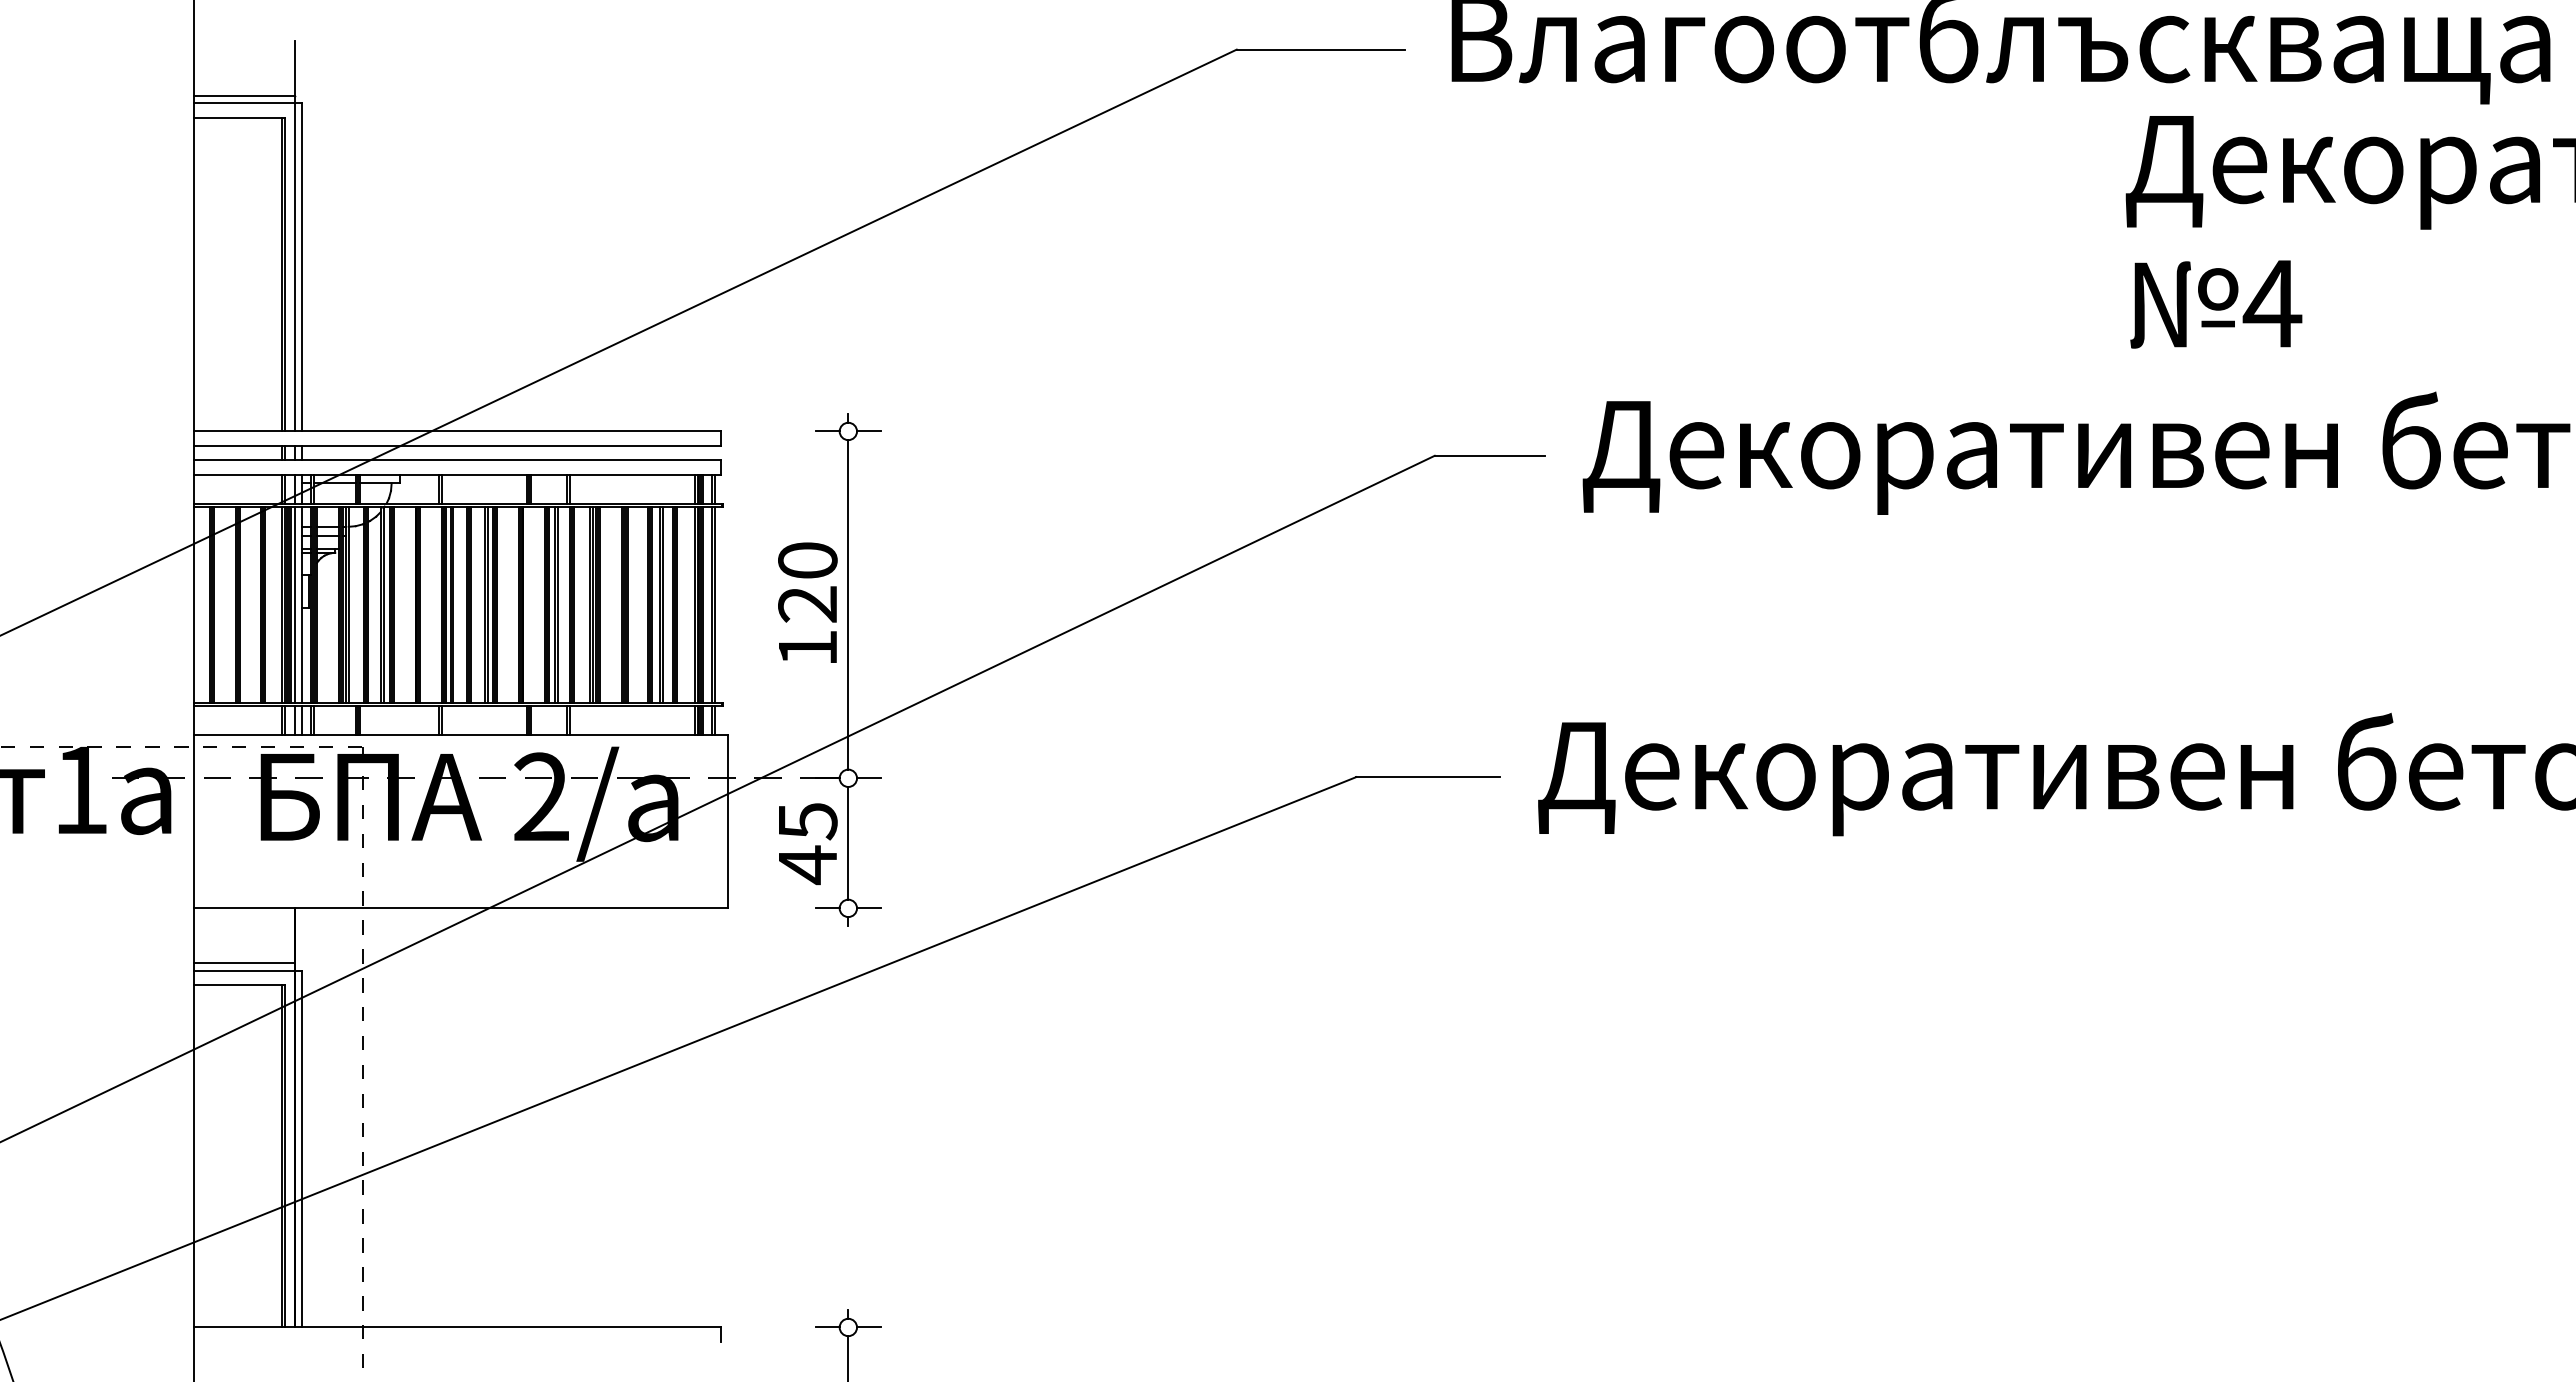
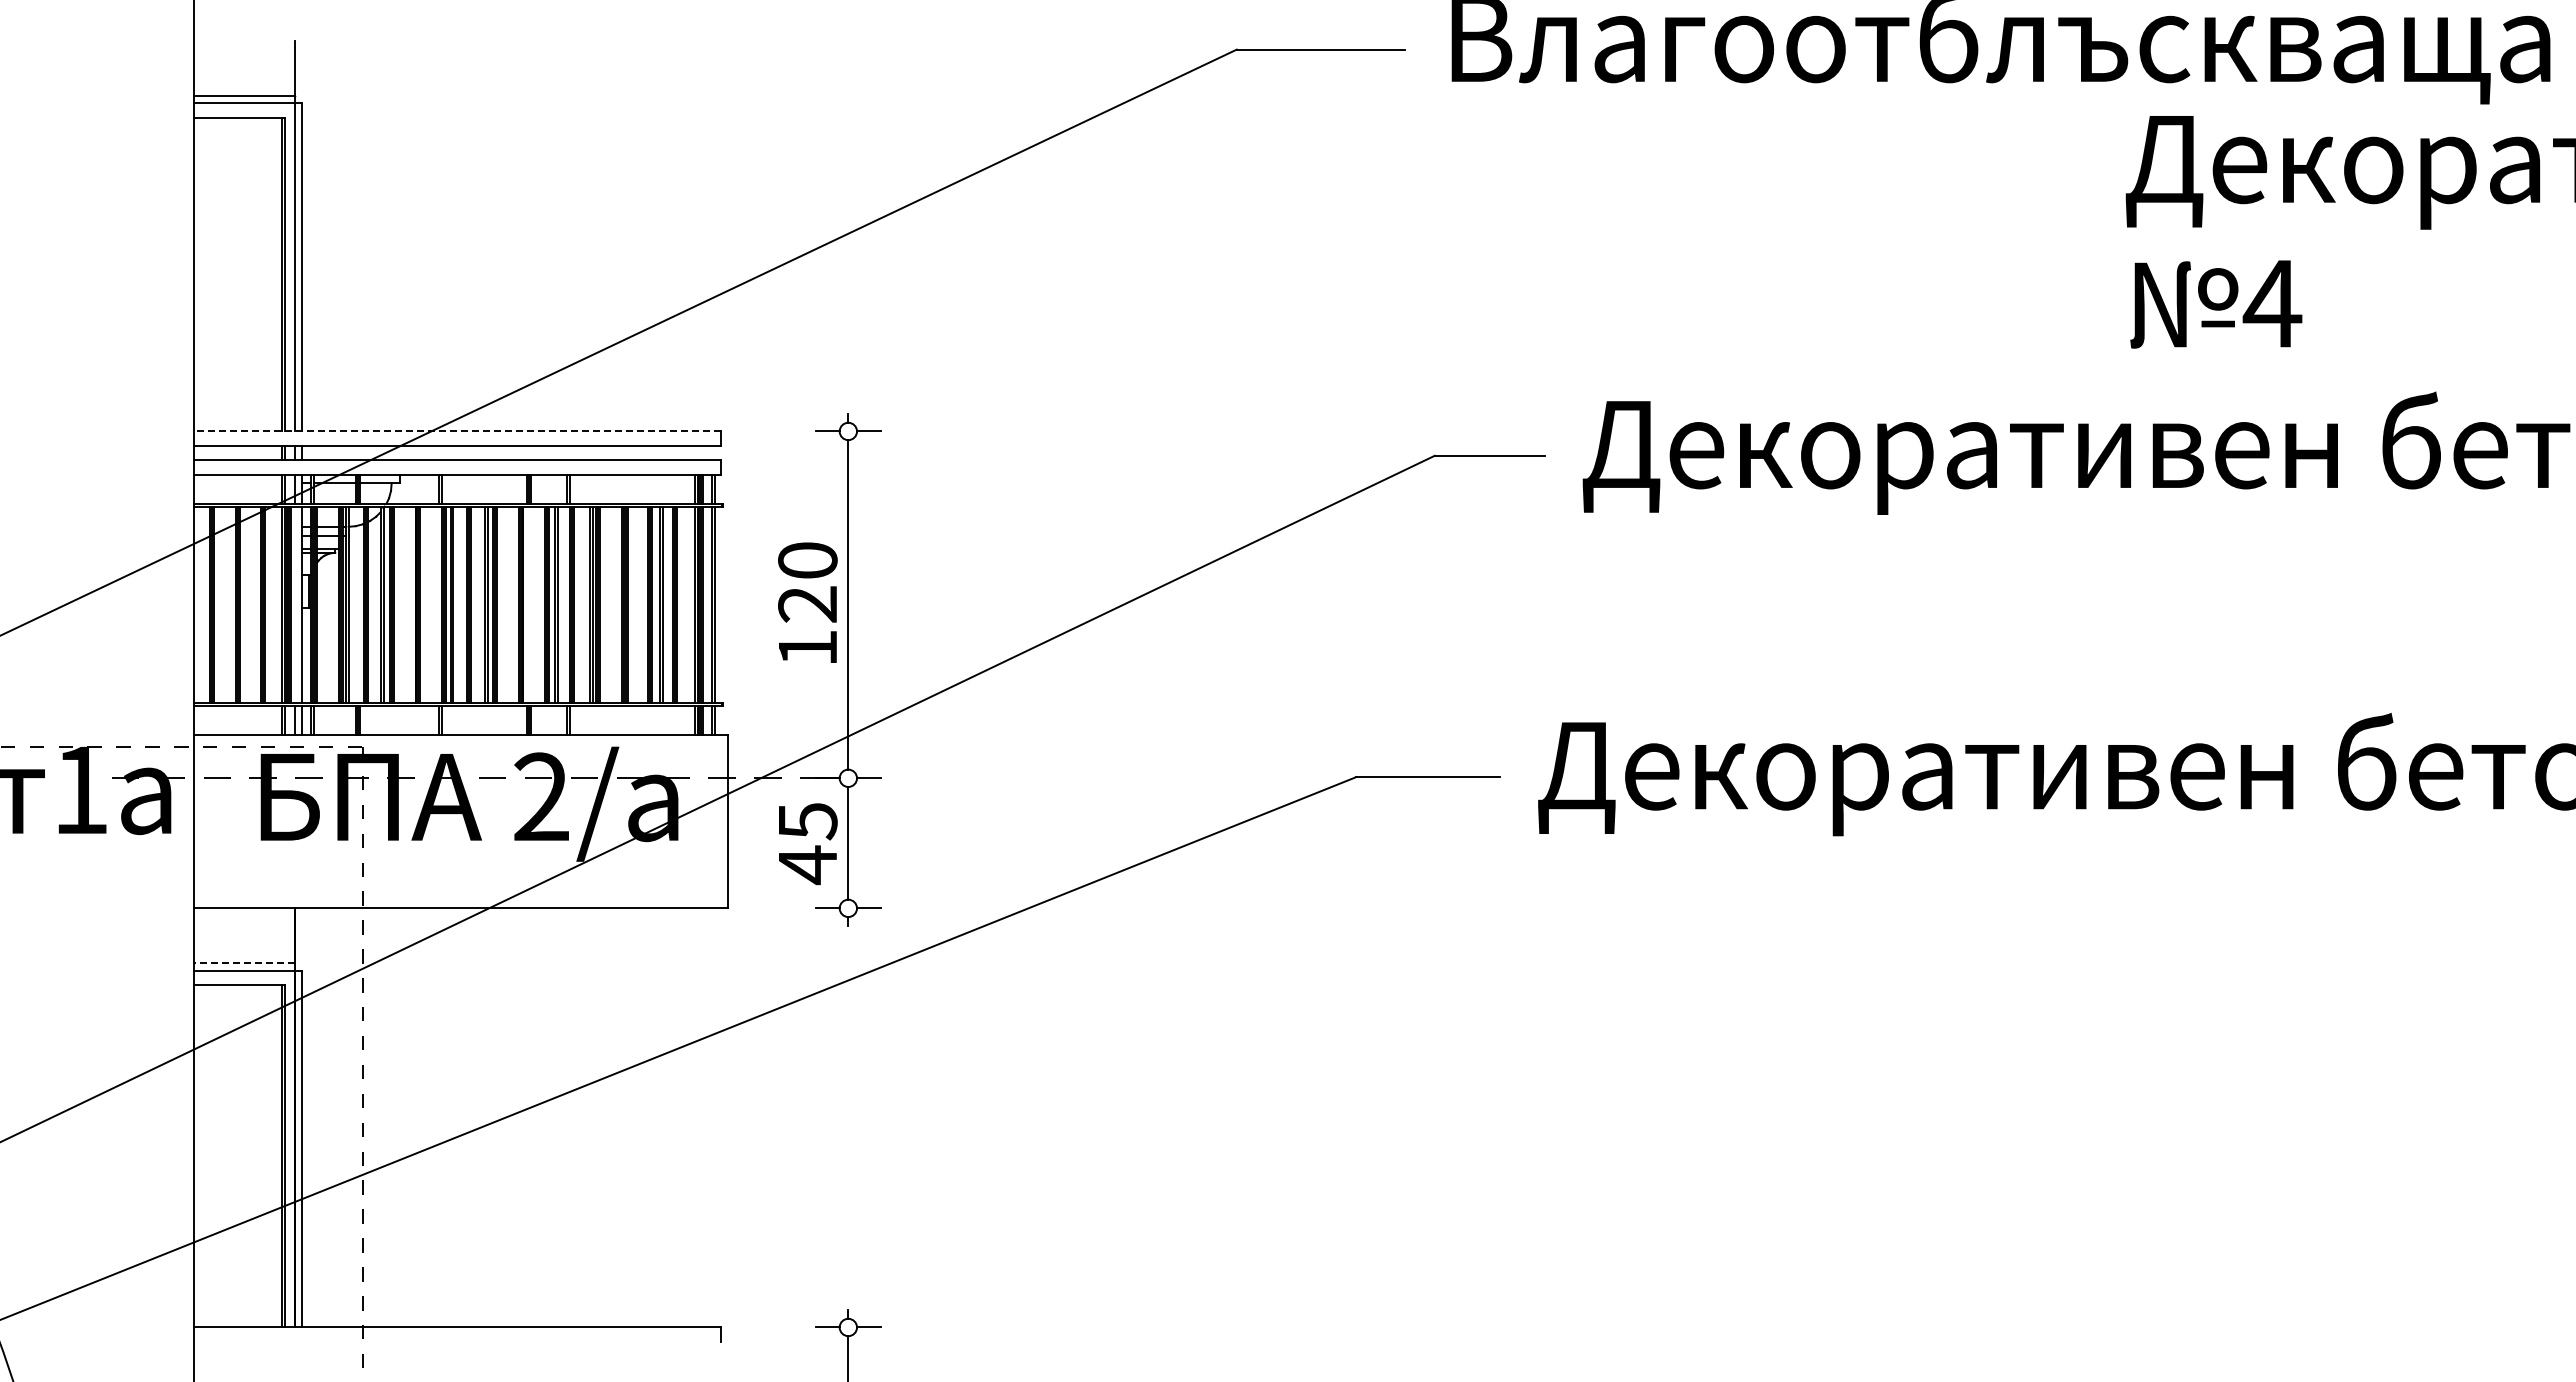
line: solid -> dashed (457, 431)
line: present -> none (294, 604)
line: solid -> dashed (244, 963)
